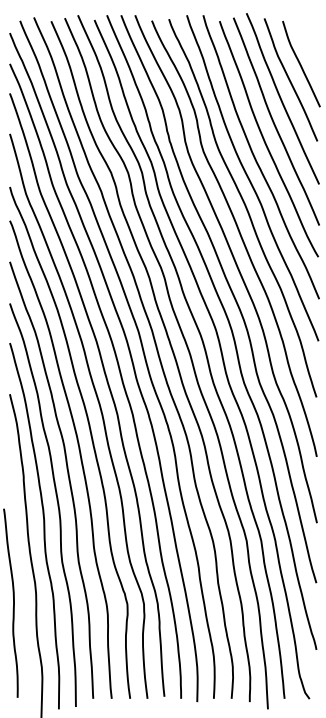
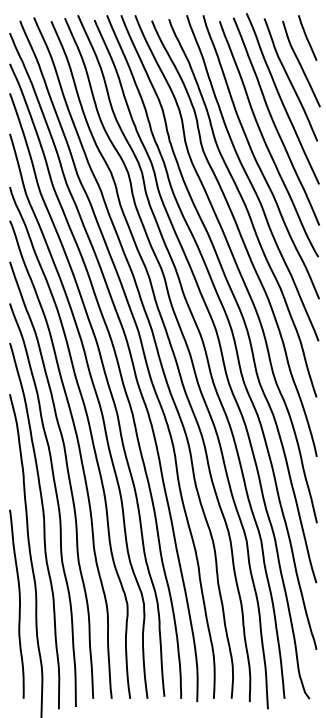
line: none -> present (307, 37)
curve position: (13, 602) -> (19, 603) (19, 603)
